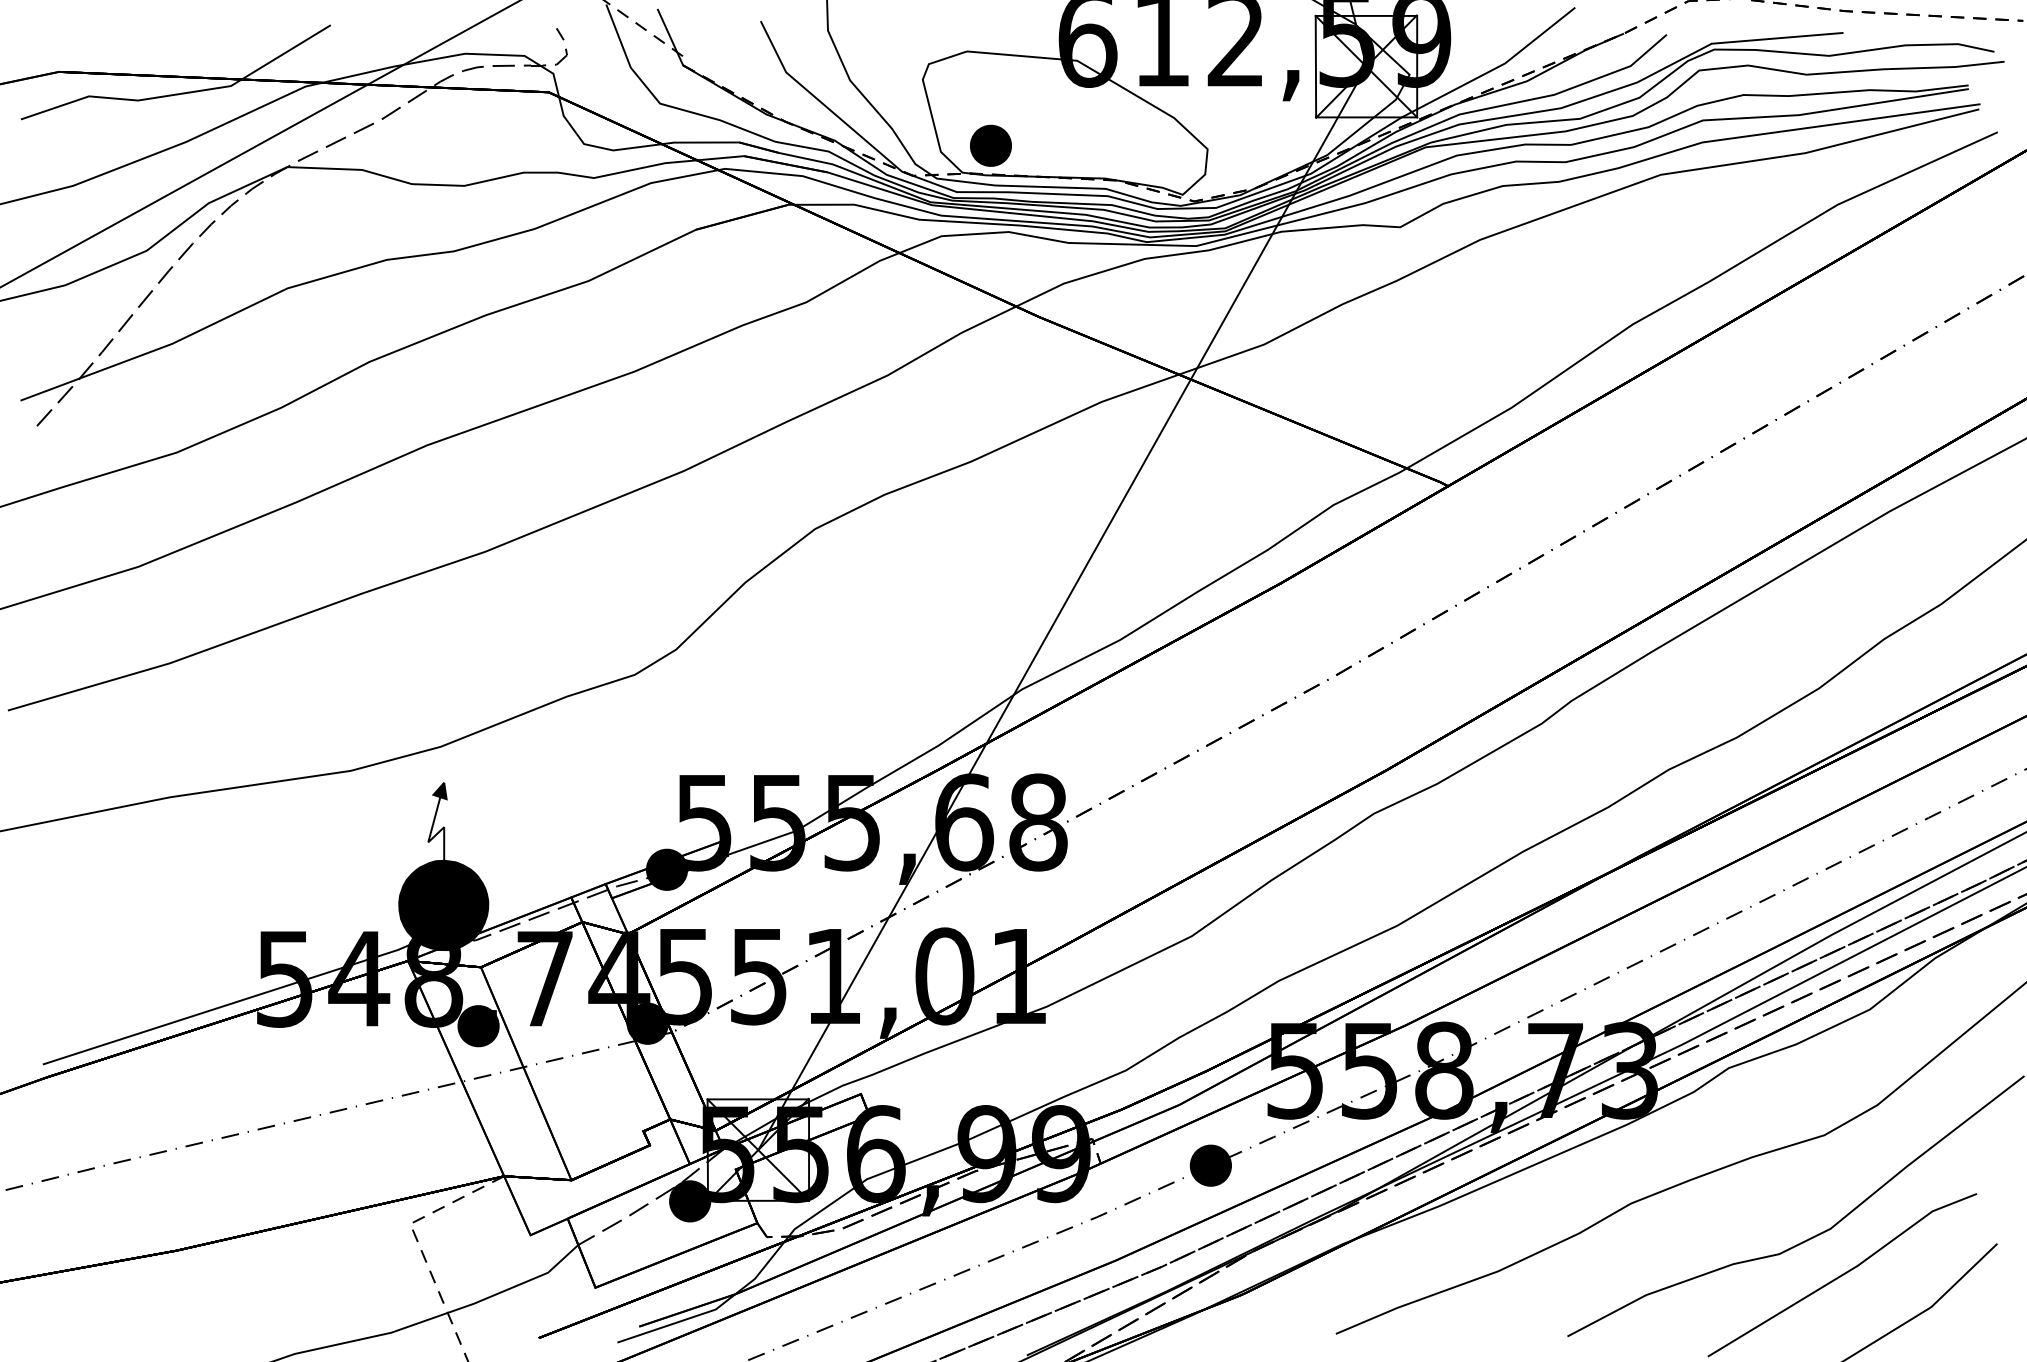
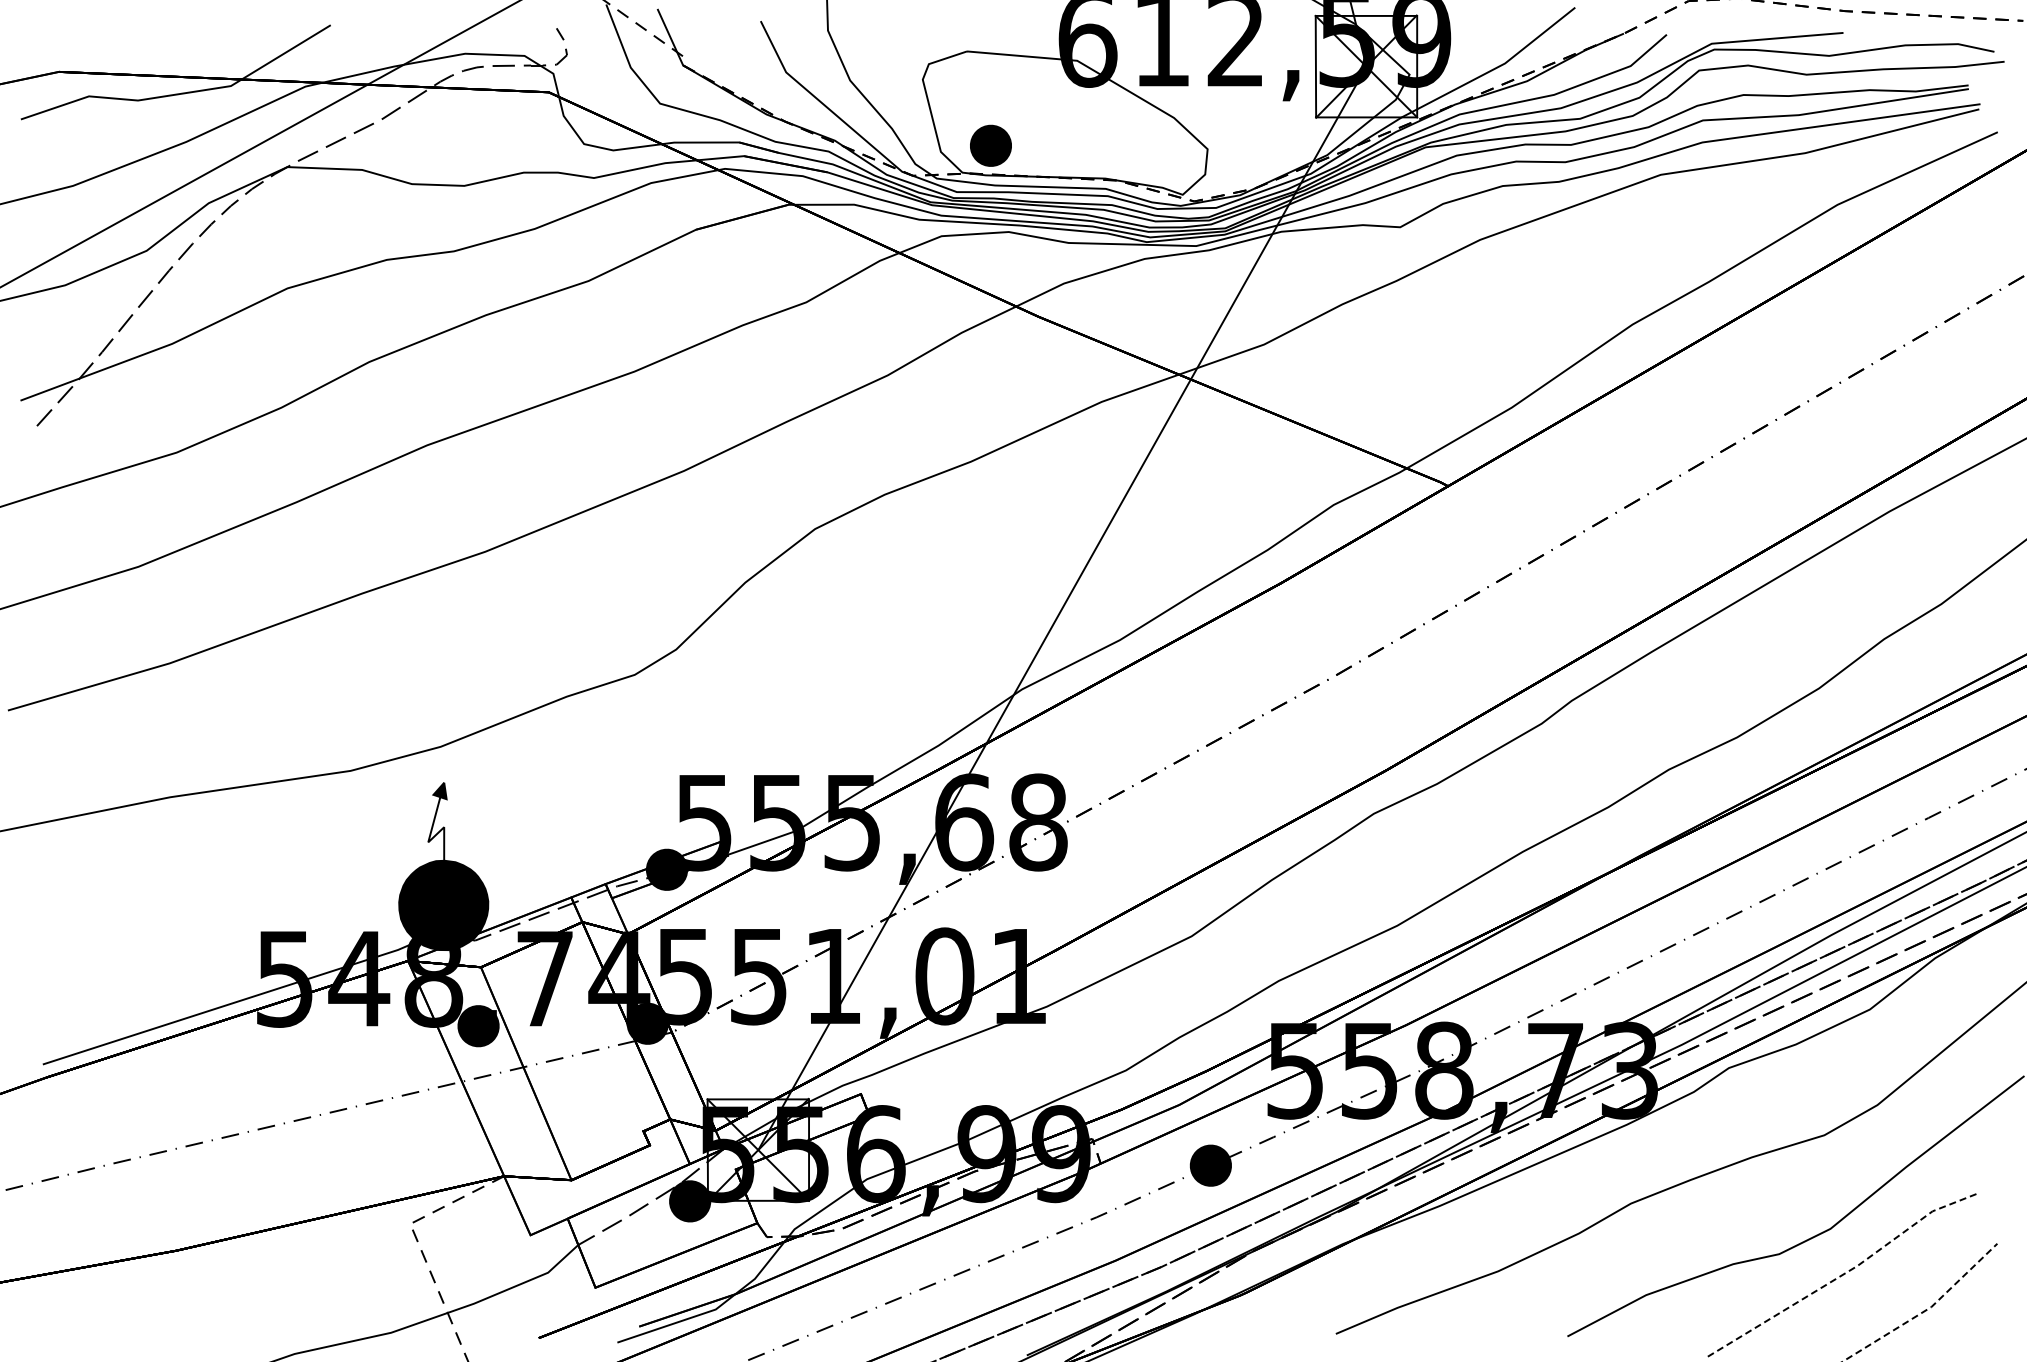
line: solid -> dashed (1843, 1274)
line: solid -> dashed (1927, 1309)
